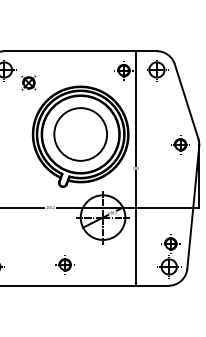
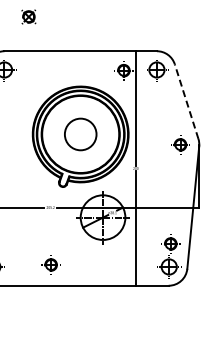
part position: (28, 82) -> (28, 16) (28, 16)
line: solid -> dashed (186, 101)
circle diameter: 53 px -> 32 px (80, 134)
part position: (64, 264) -> (50, 264) (50, 264)
